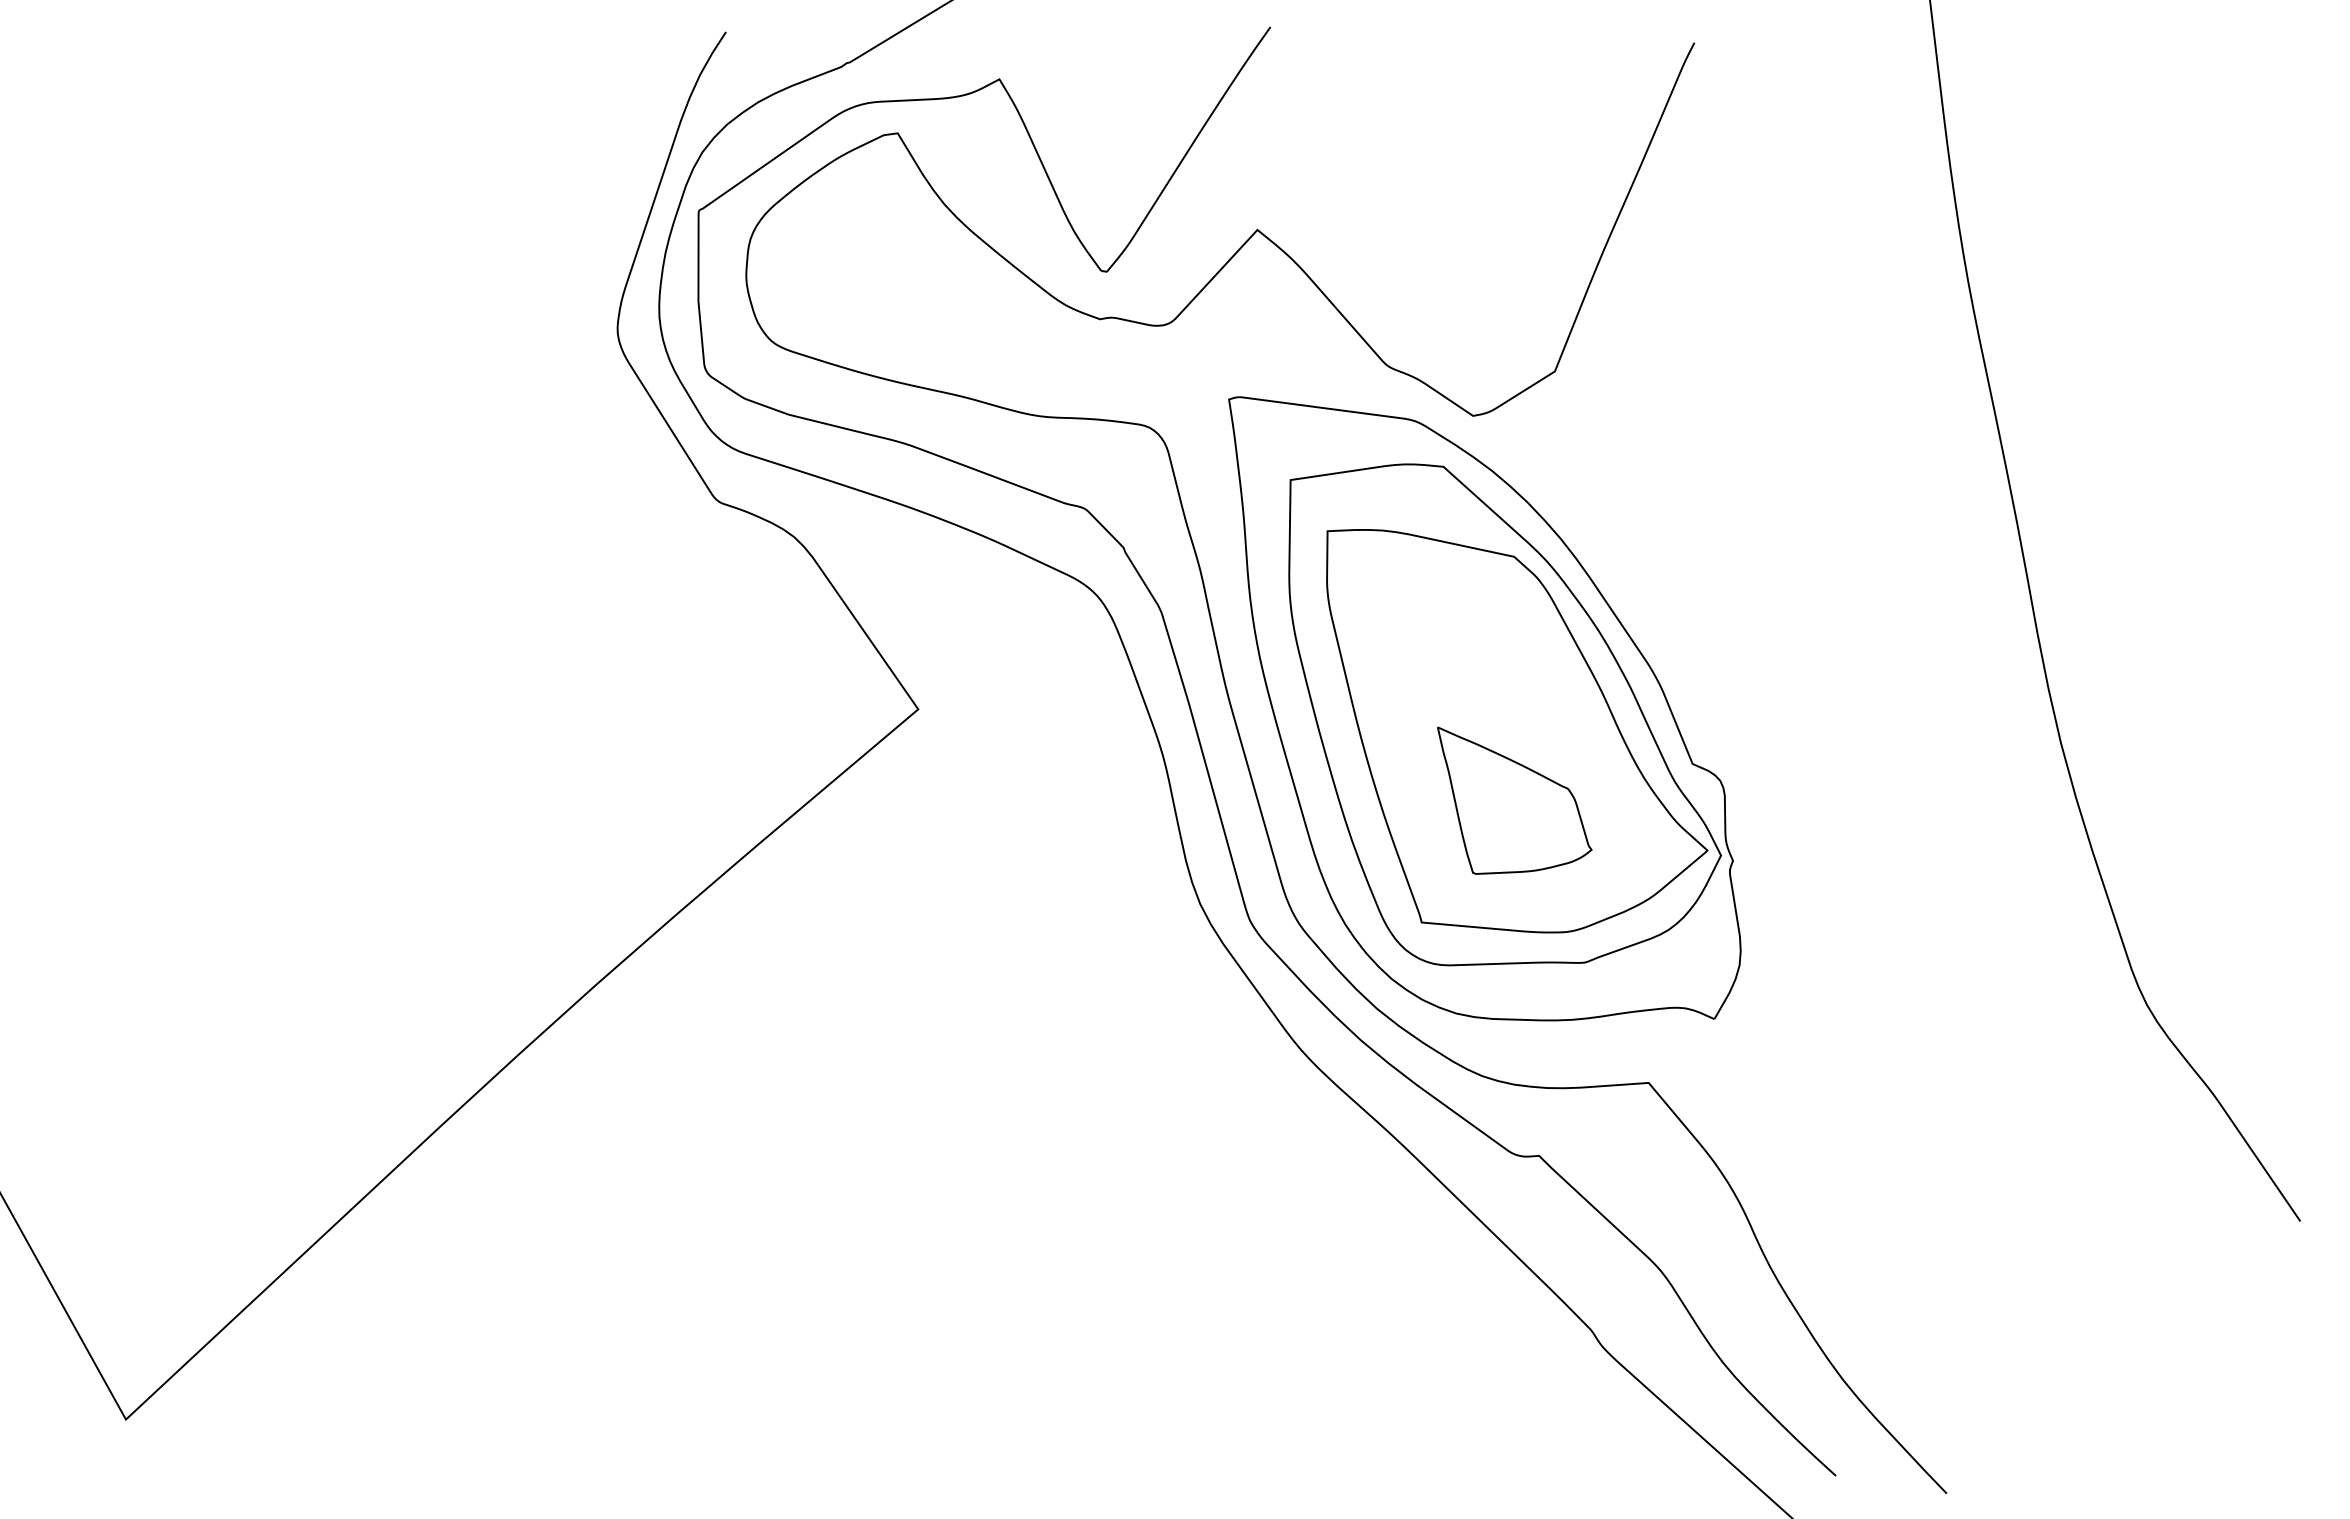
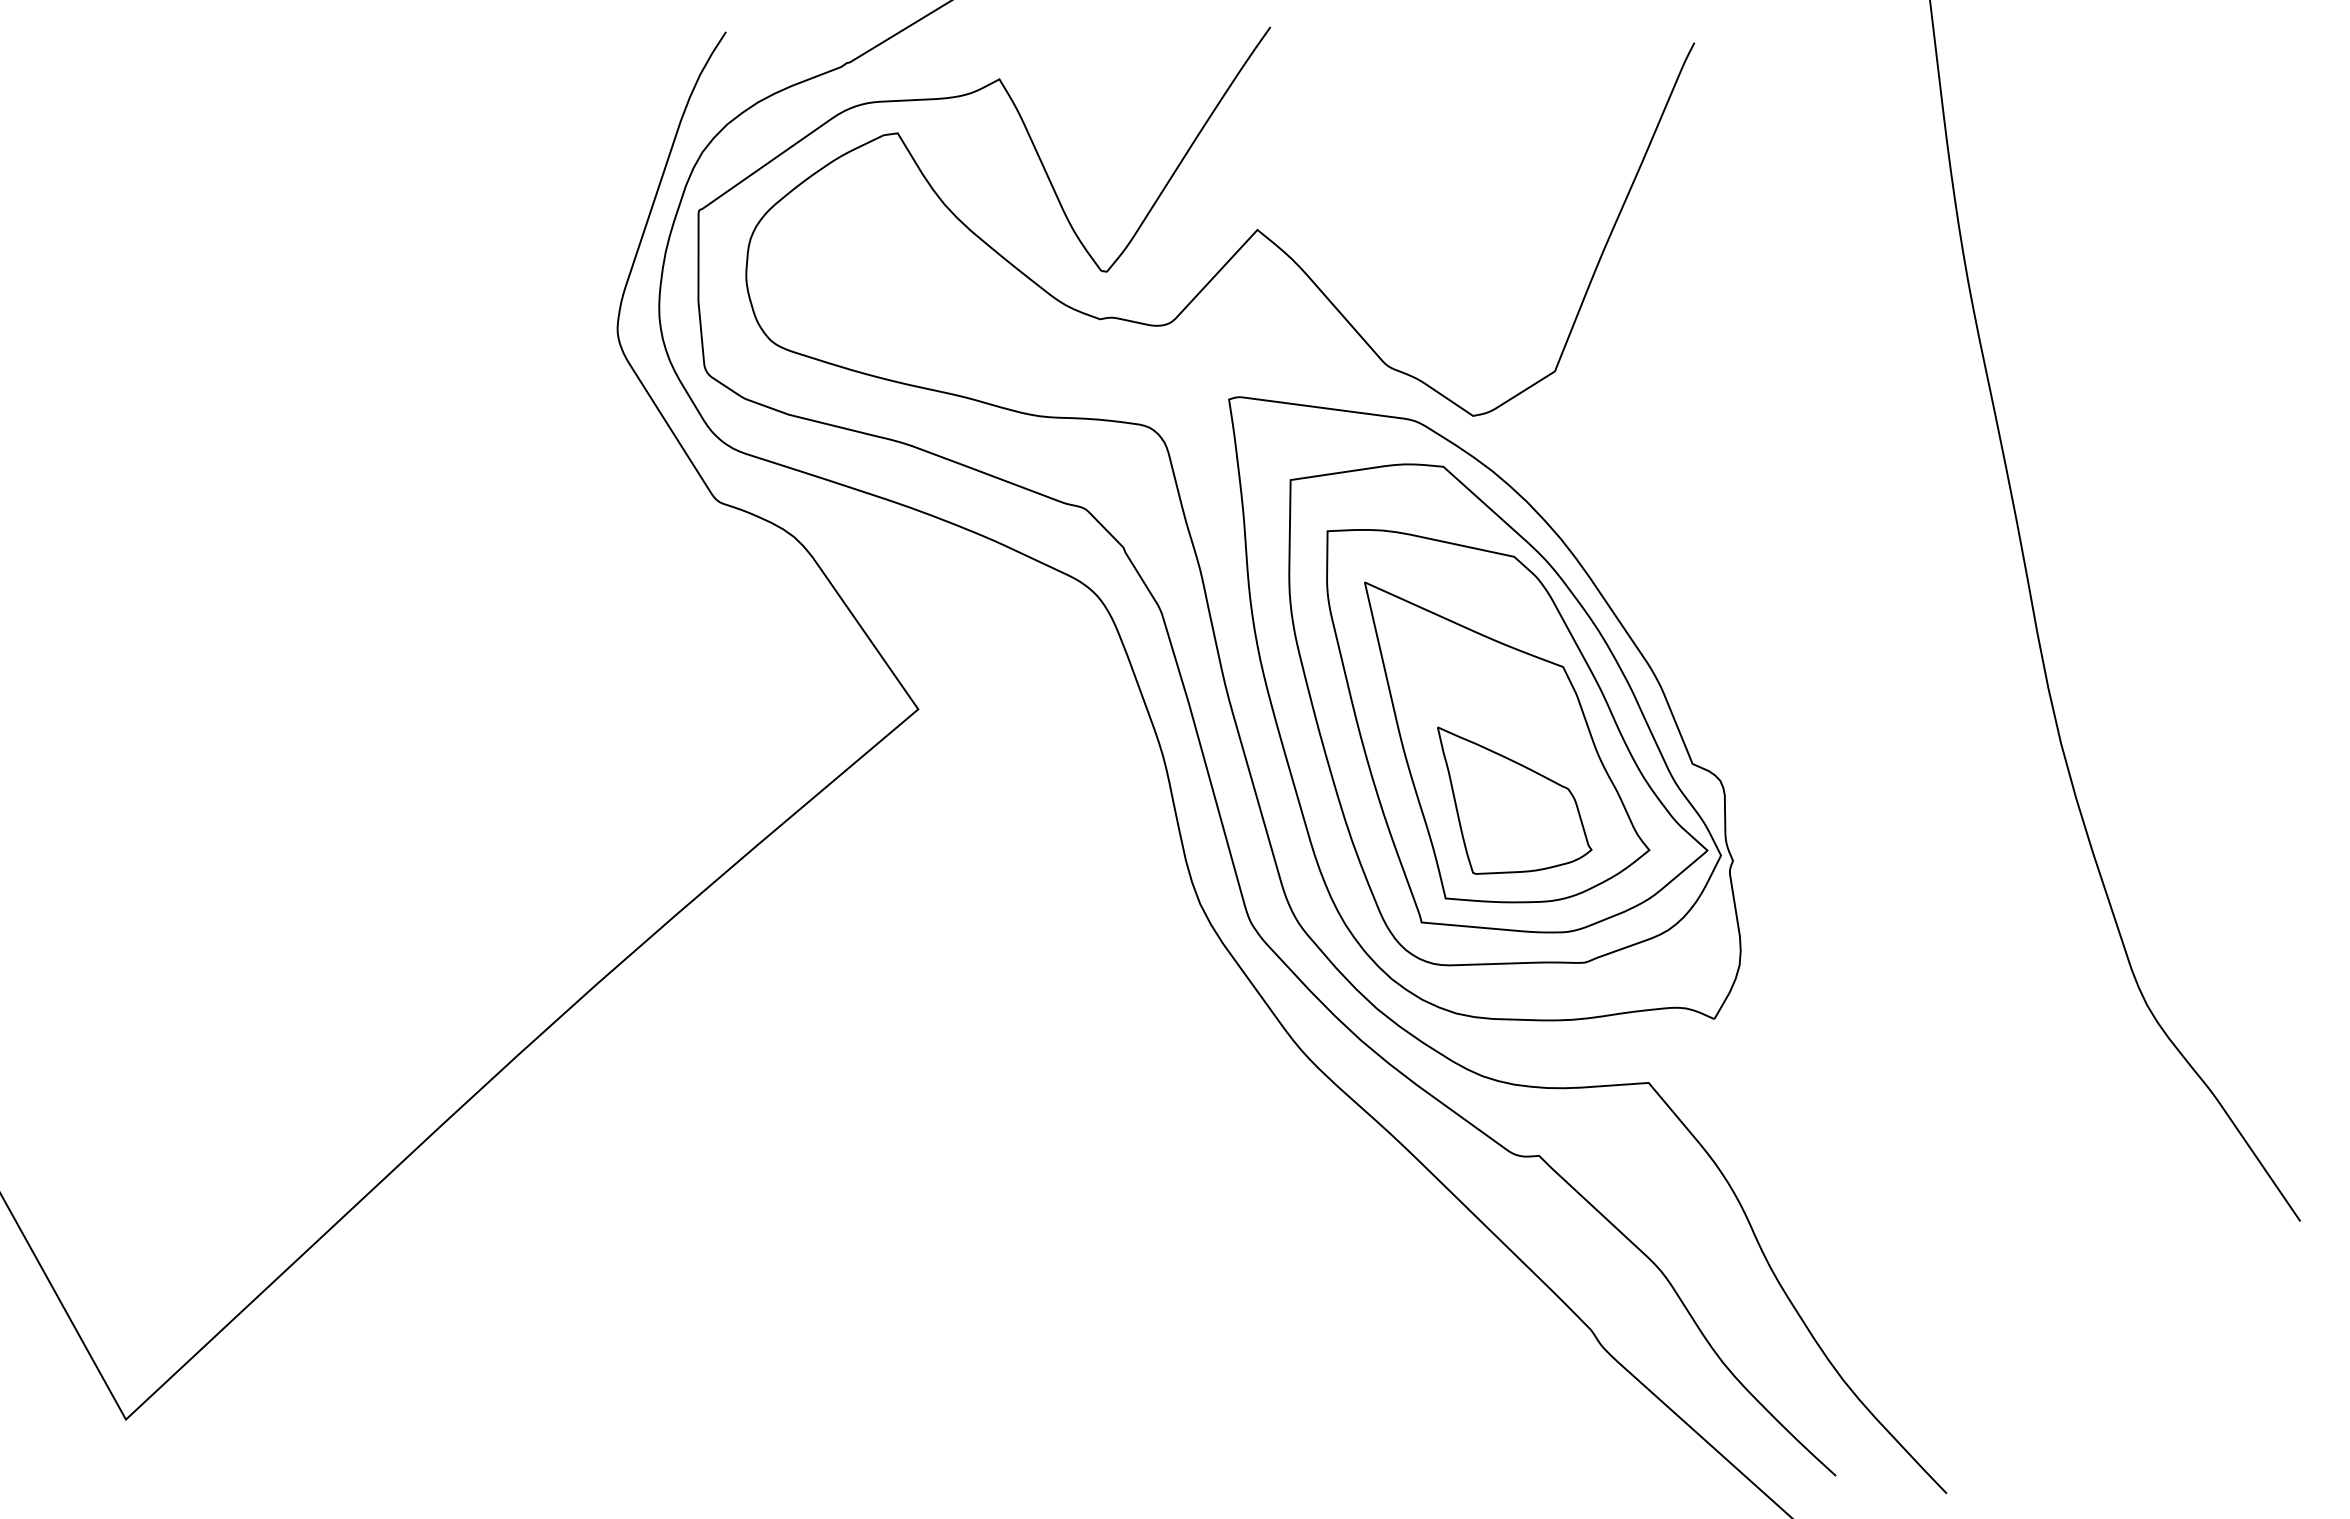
part: none -> present (1507, 742)
